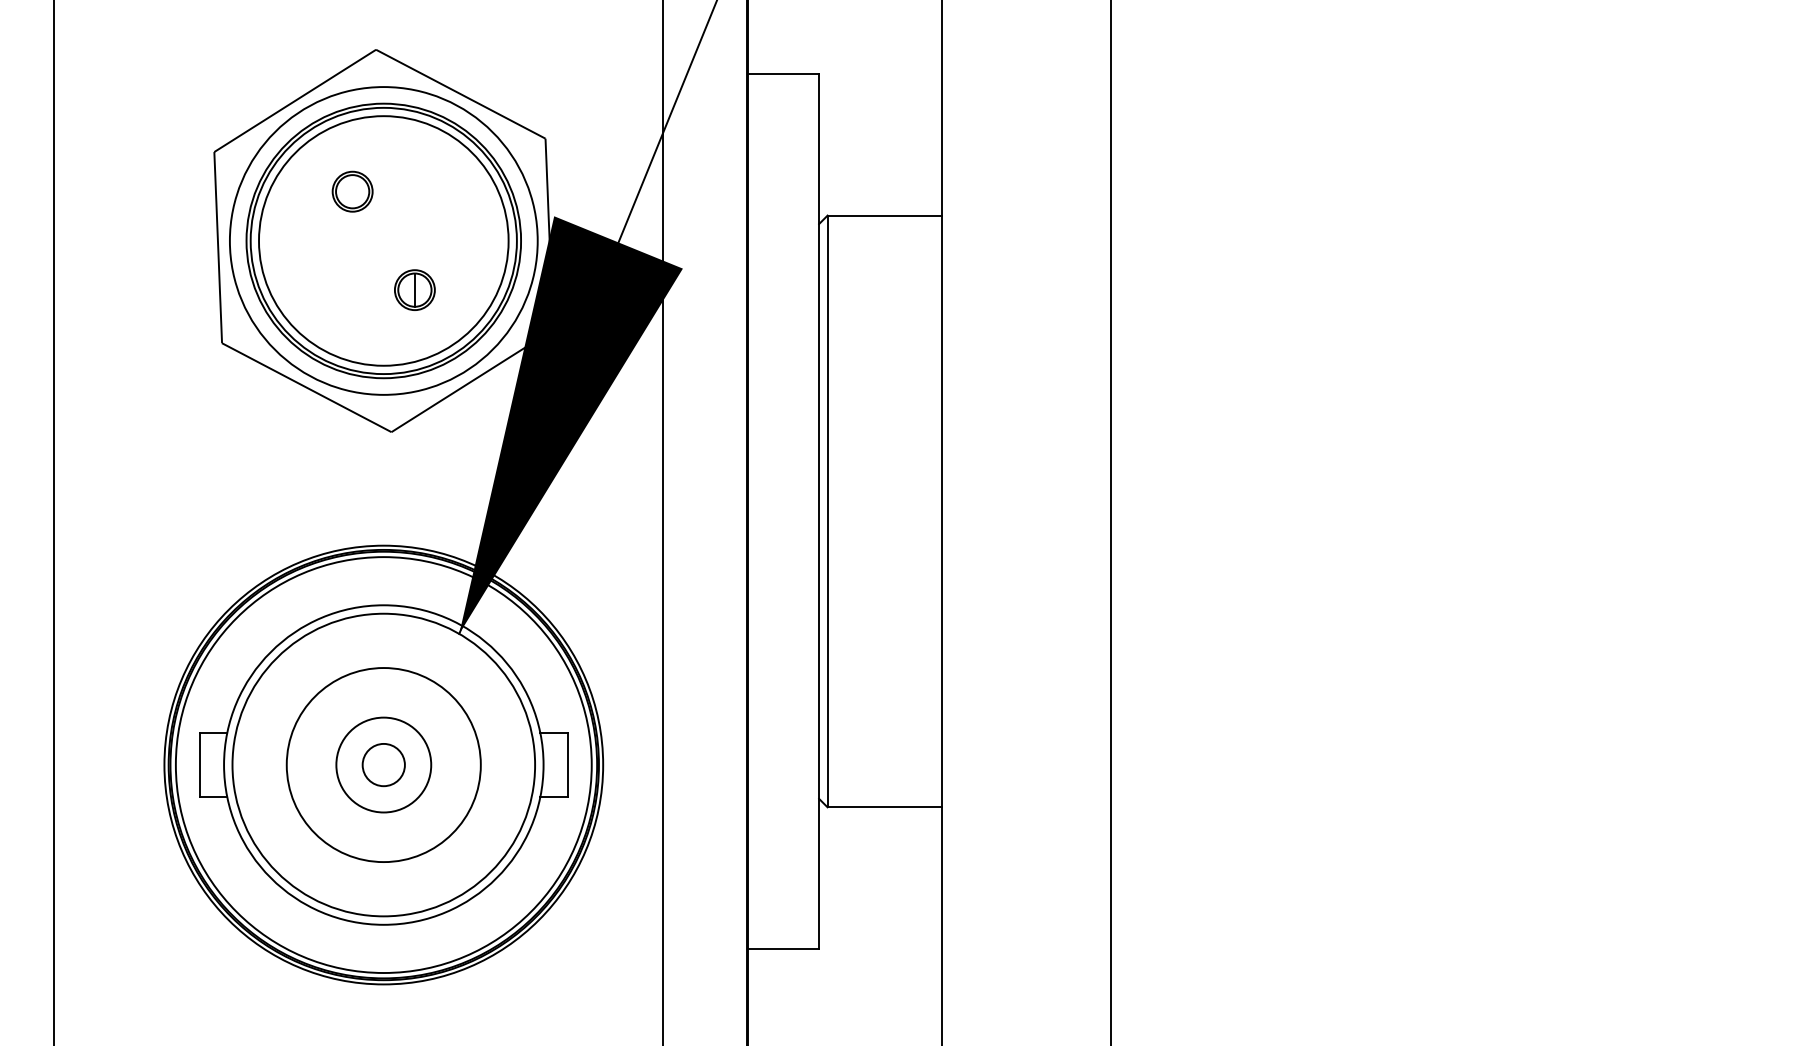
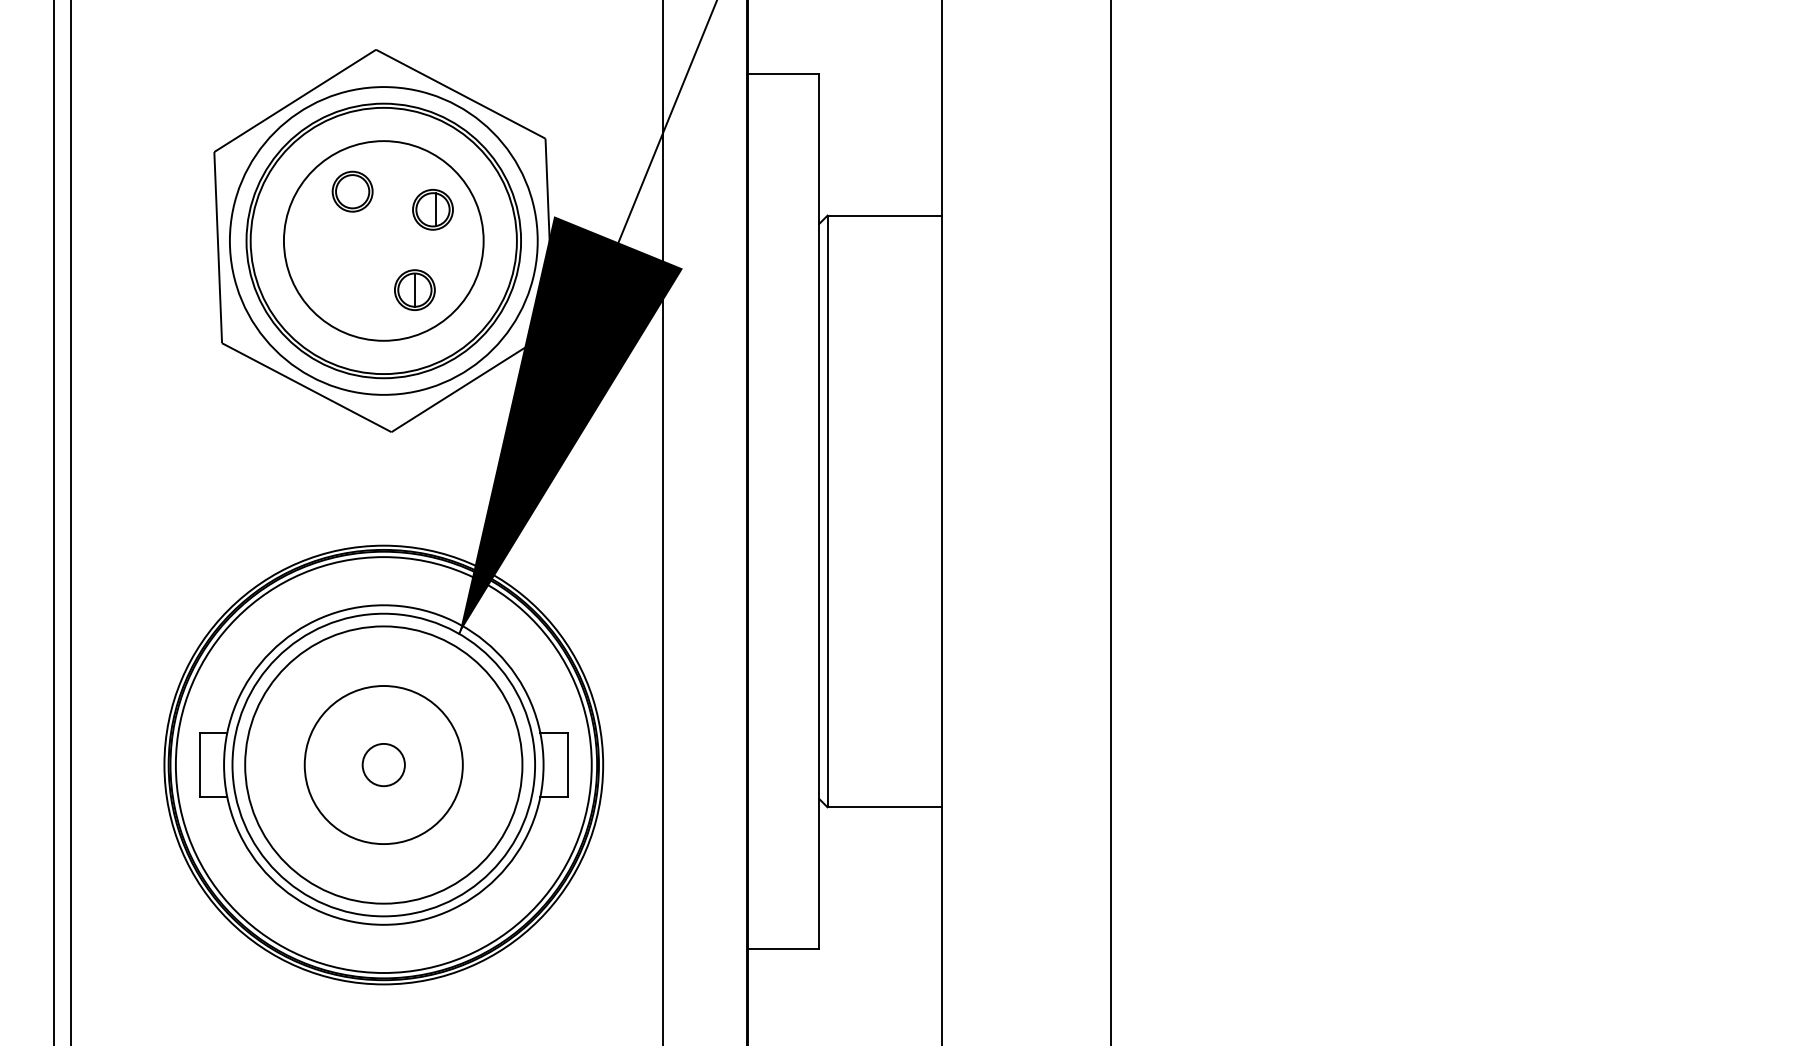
part: none -> present (432, 209)
circle diameter: 250 px -> 200 px (383, 240)
line: none -> present (71, 522)
circle diameter: 95 px -> 158 px (383, 765)
circle diameter: 194 px -> 277 px (383, 764)
